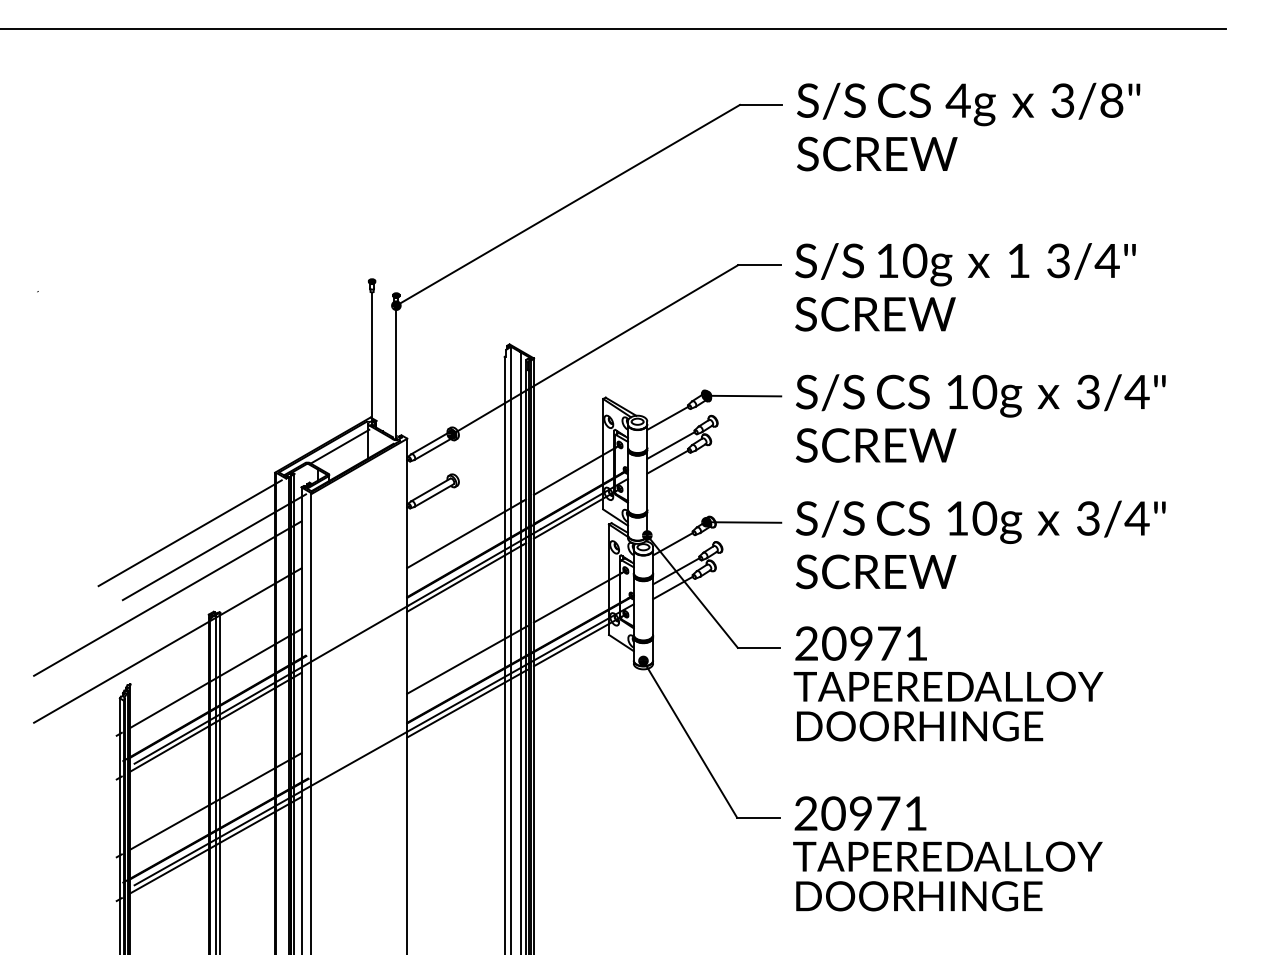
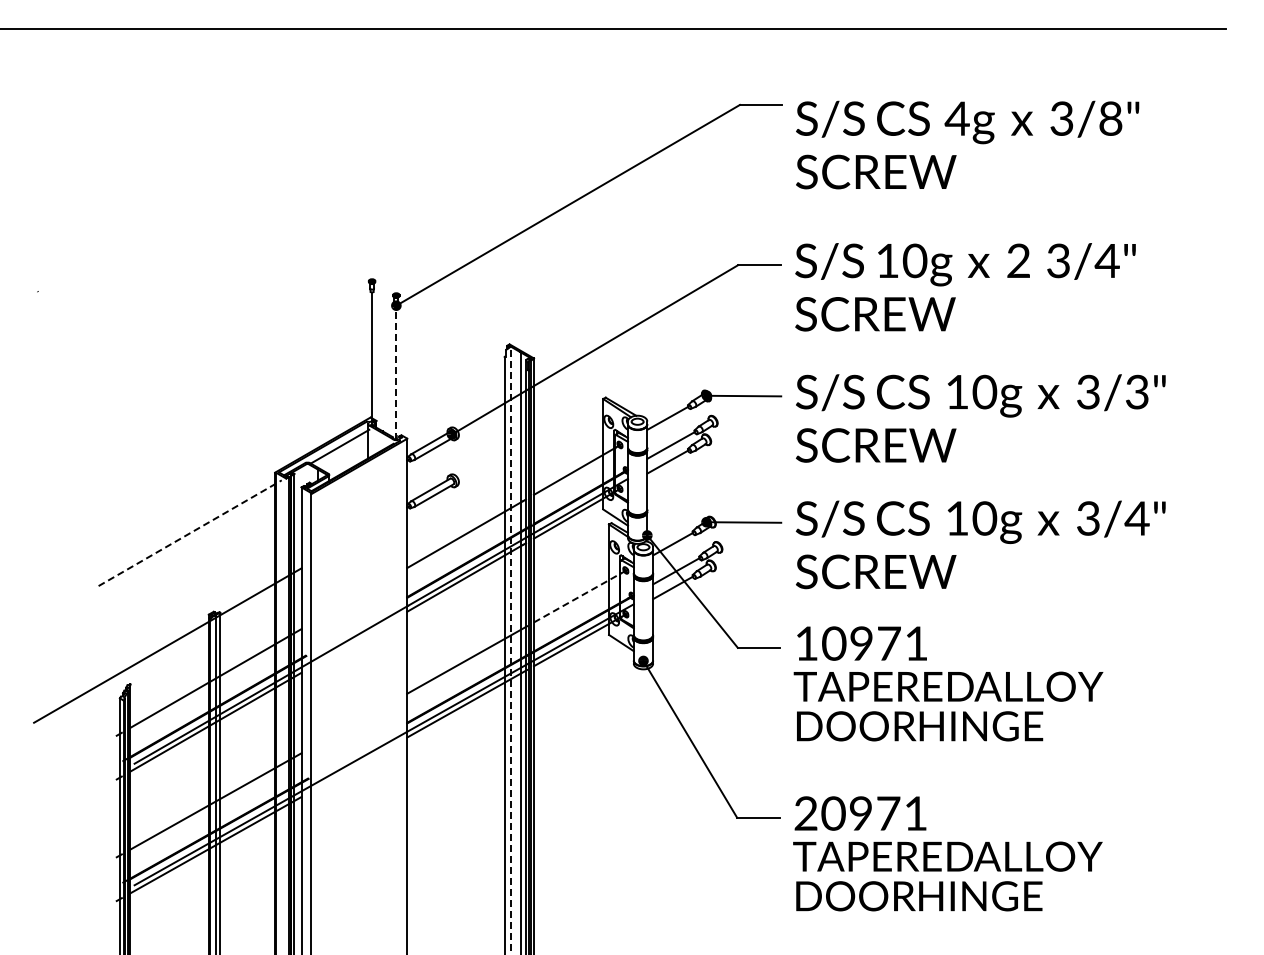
text position: (968, 126) -> (967, 144) (967, 144)
text: 1 -> 2 (1018, 260)
line: solid -> dashed (396, 373)
text: 3/4" -> 3/3" (1136, 391)
line: solid -> dashed (190, 533)
line: present -> none (214, 547)
line: solid -> dashed (578, 597)
line: present -> none (167, 598)
text: 20971 -> 10971 (806, 643)
line: solid -> dashed (510, 650)
